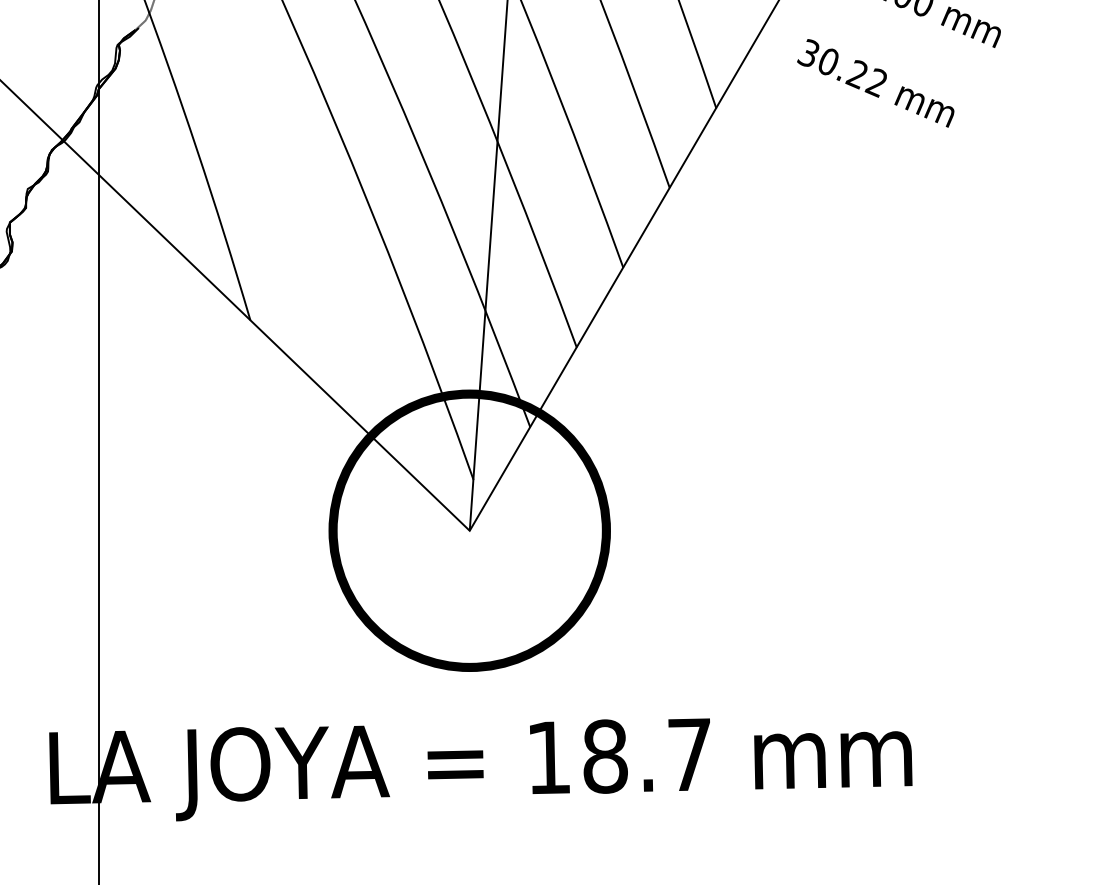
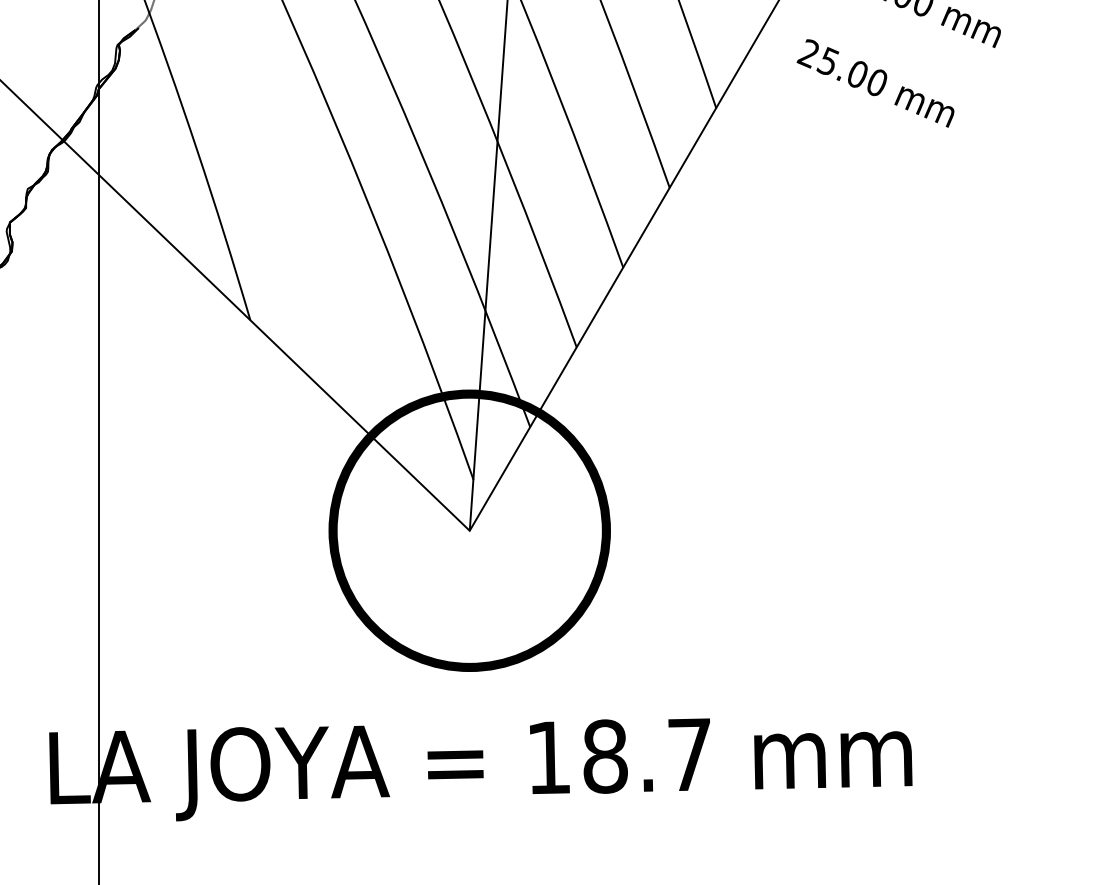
text: 30.22 -> 25.00 (841, 68)
